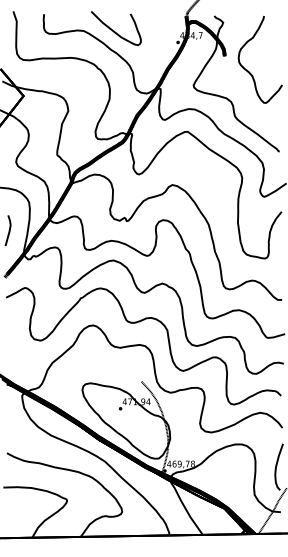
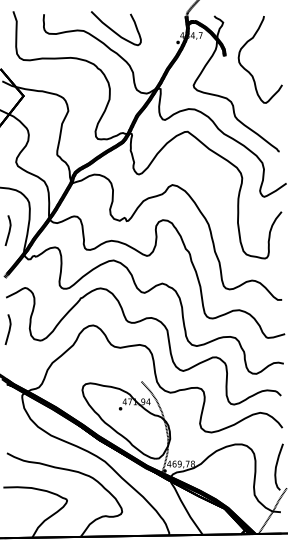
line: none -> present (8, 329)
